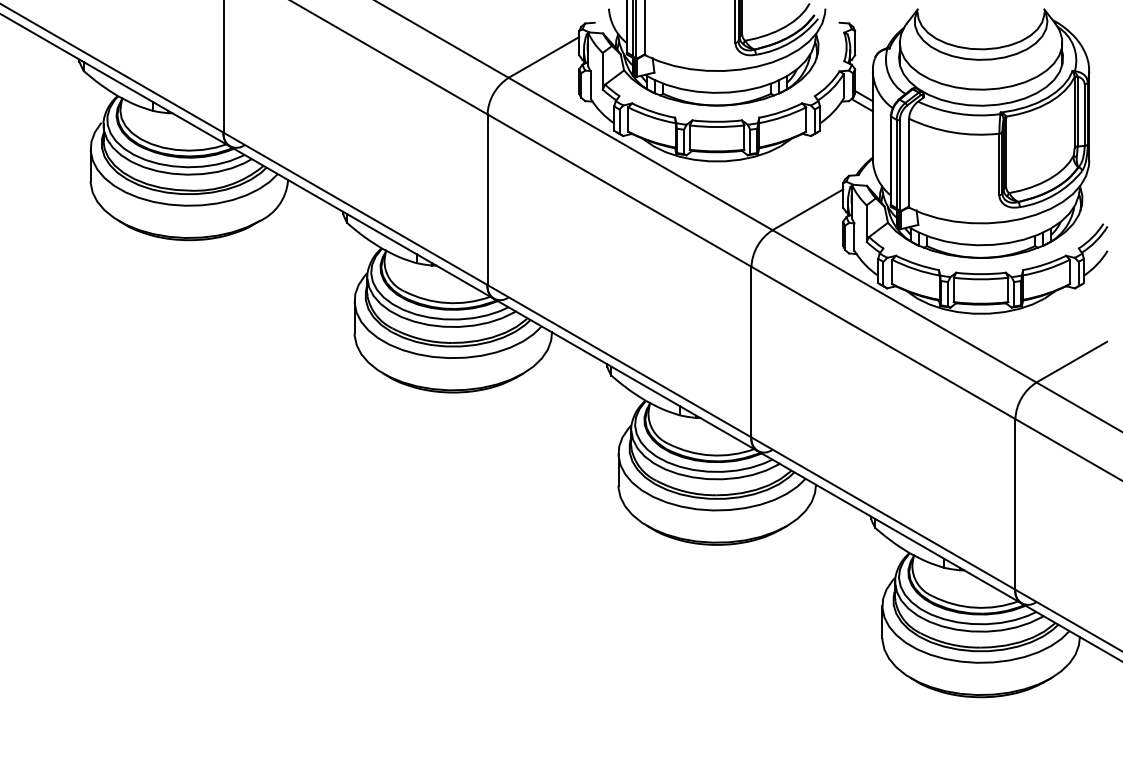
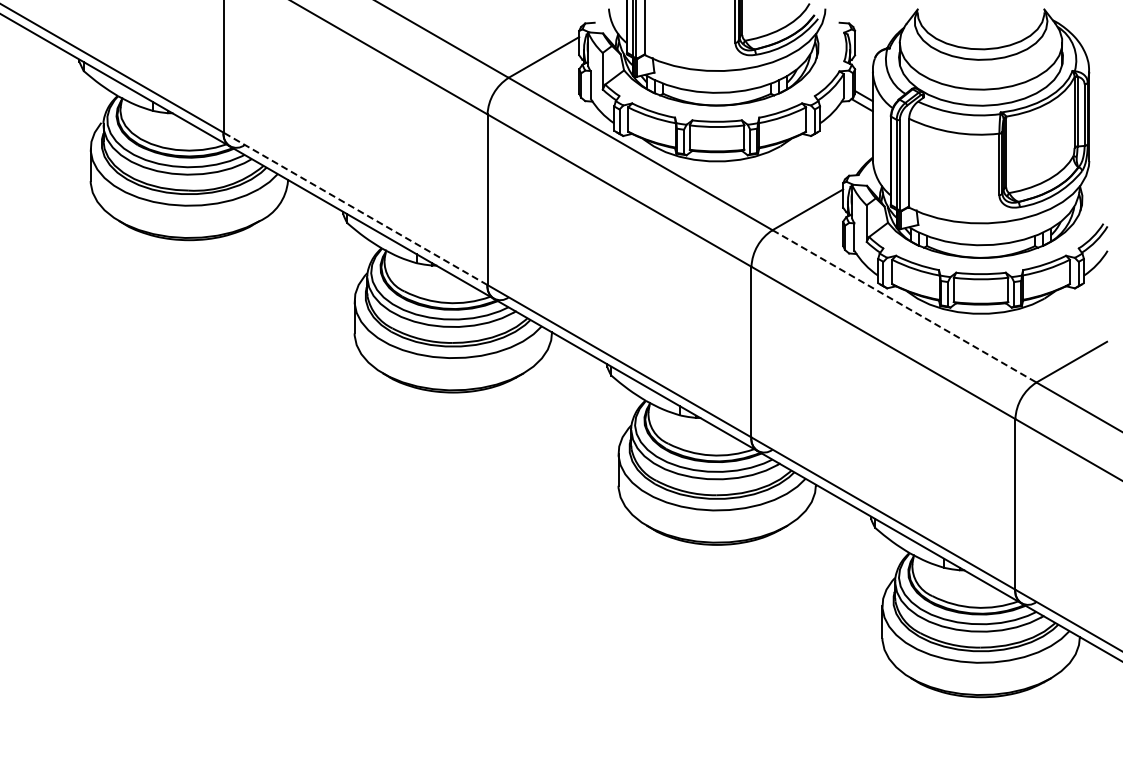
line: solid -> dashed (355, 208)
line: solid -> dashed (904, 306)
